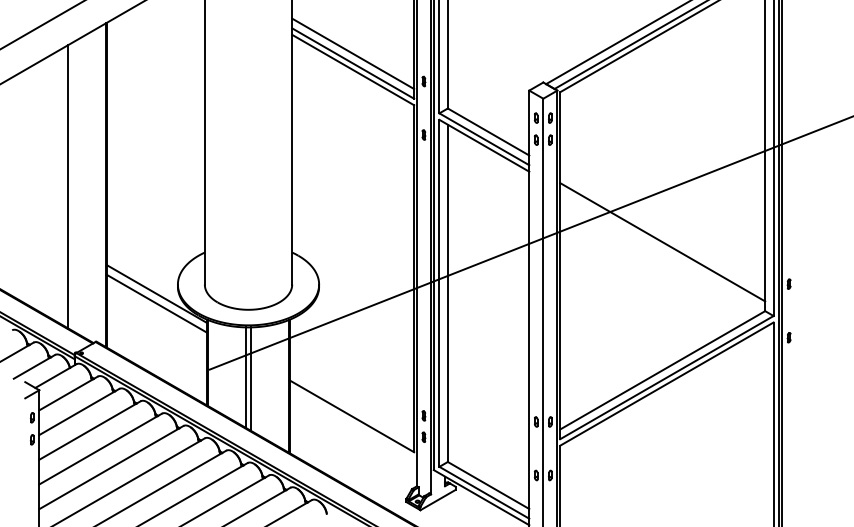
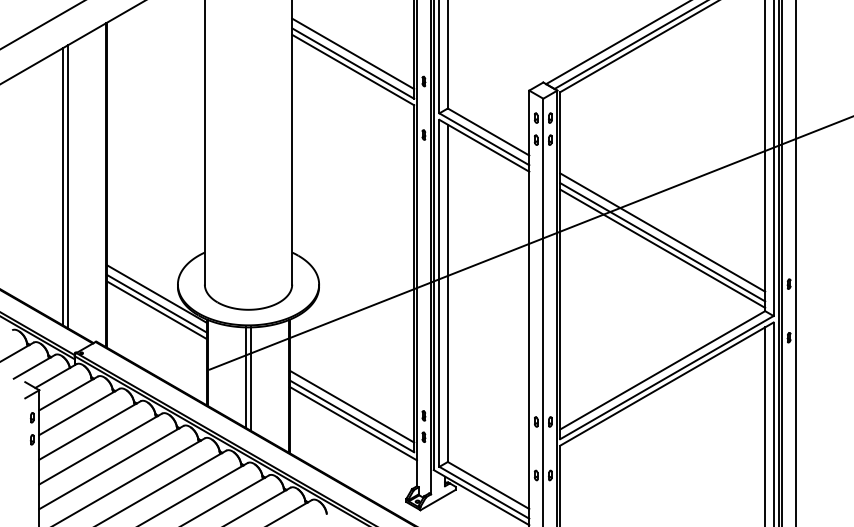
line: none -> present (63, 186)
line: none -> present (662, 232)
line: none -> present (662, 248)
line: none -> present (796, 262)
line: none -> present (156, 310)
line: none -> present (351, 406)
line: none -> present (352, 423)
line: none -> present (765, 425)
